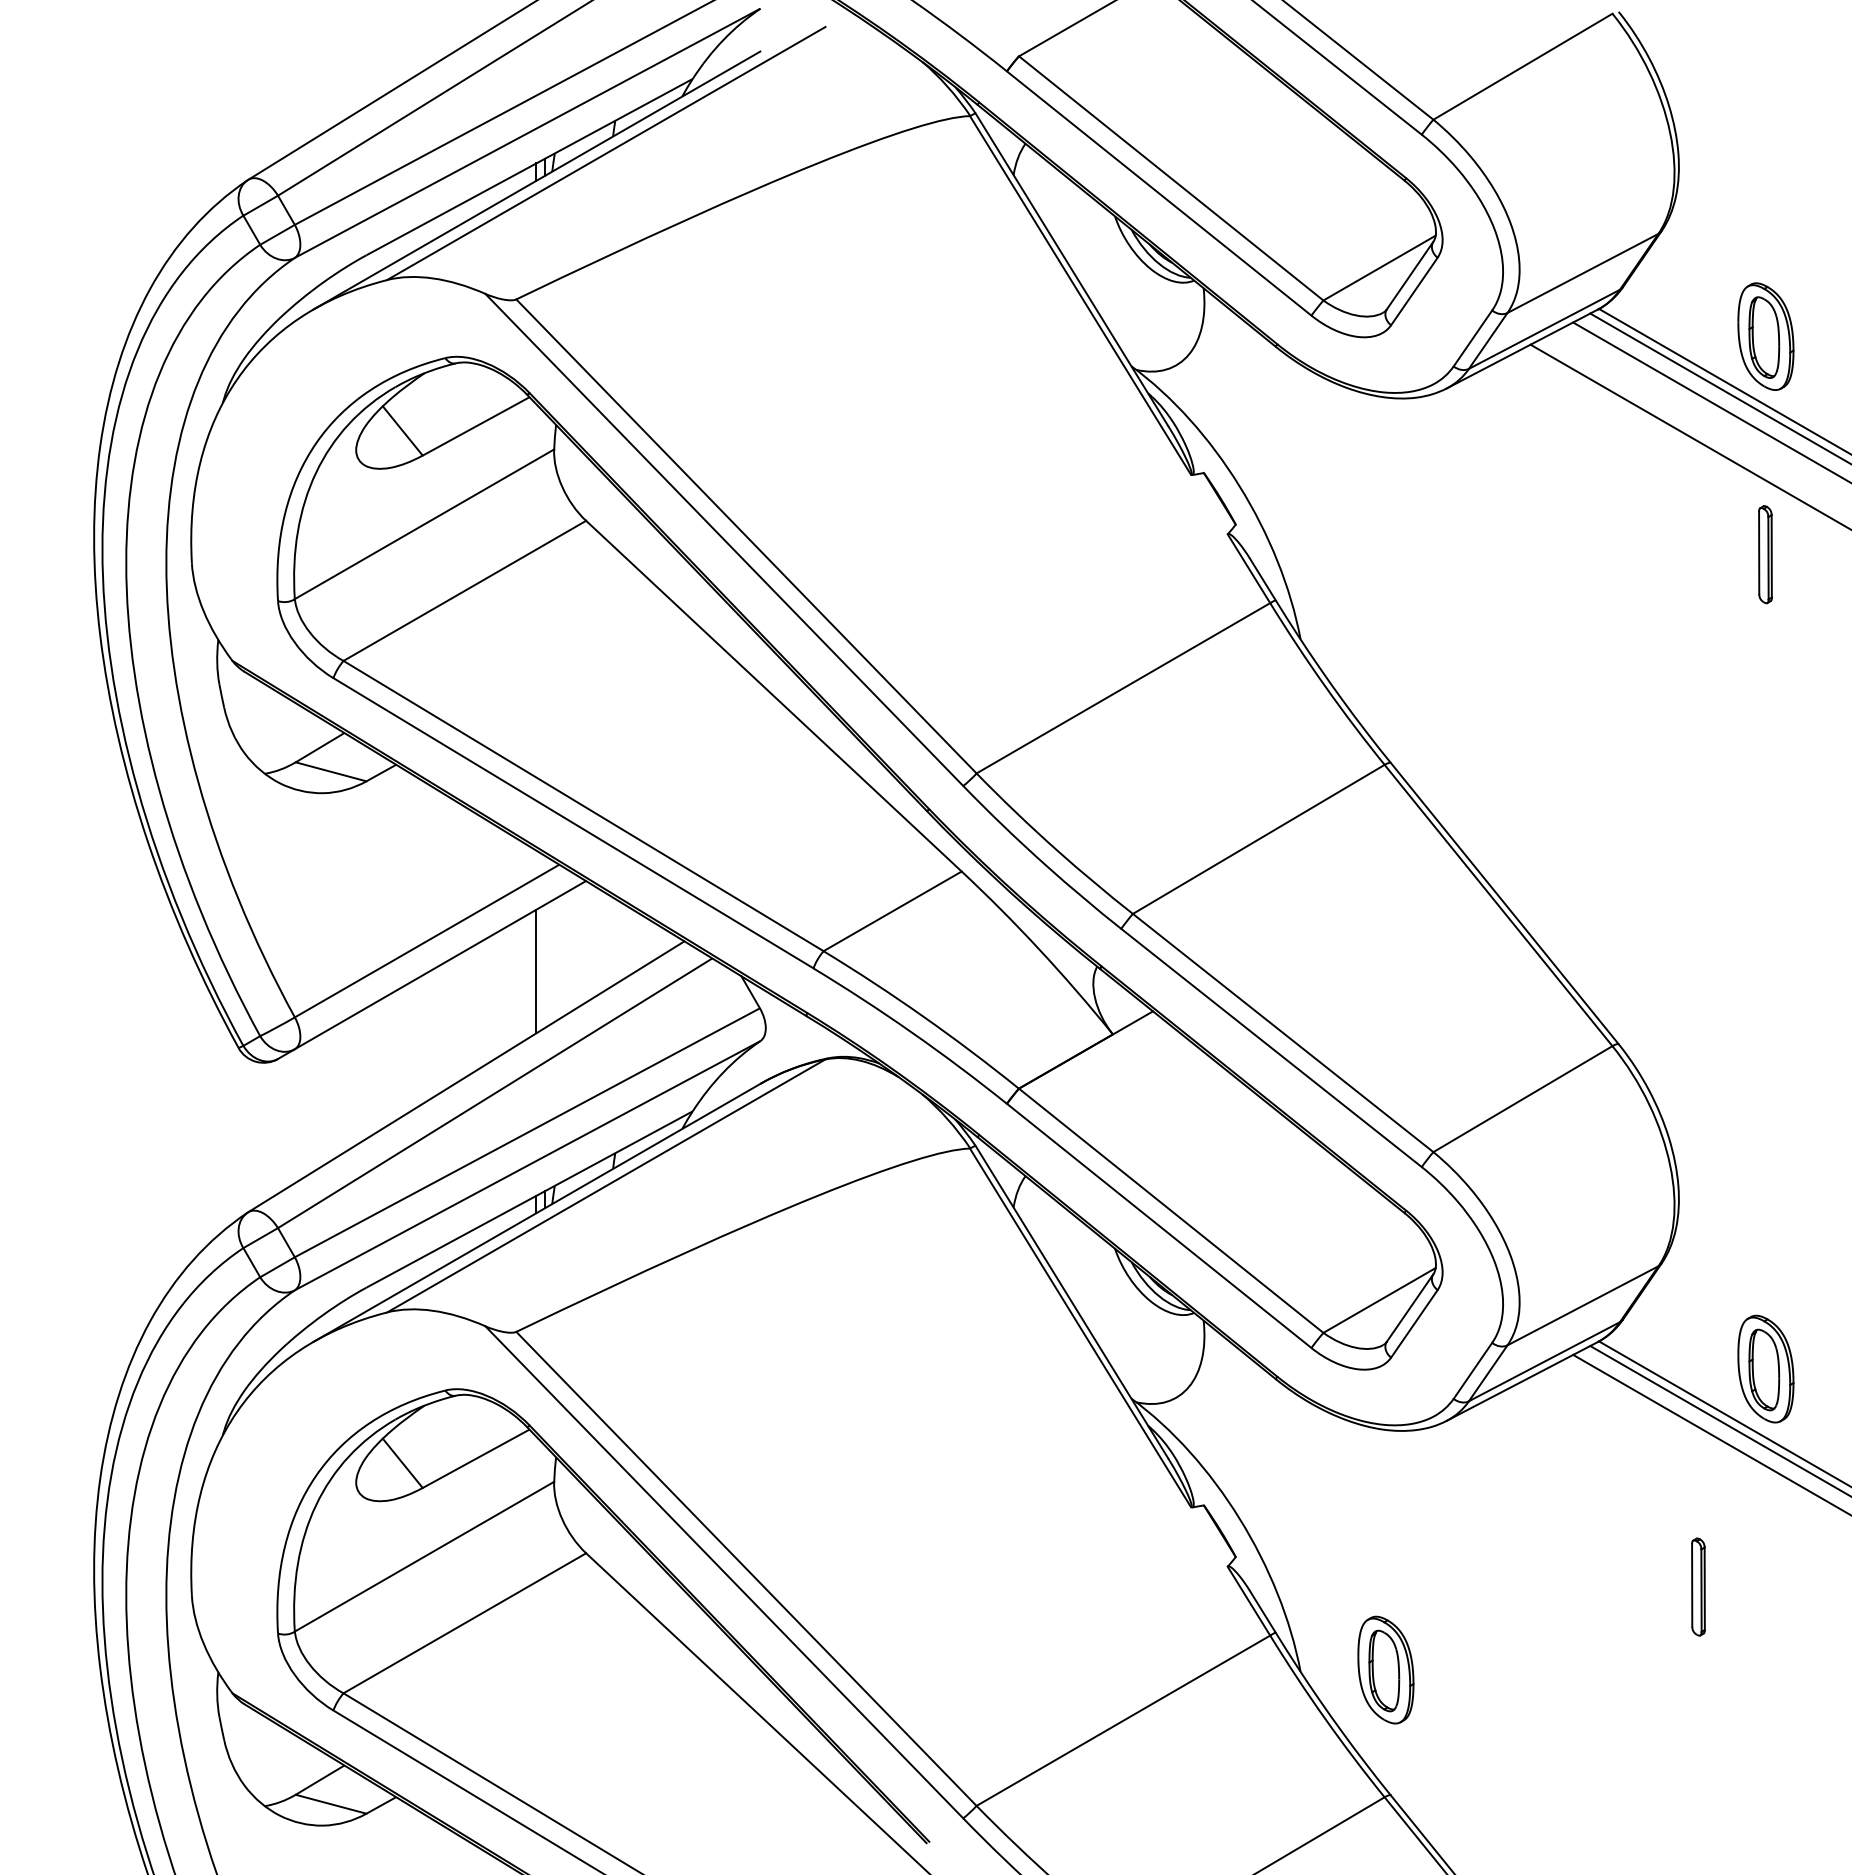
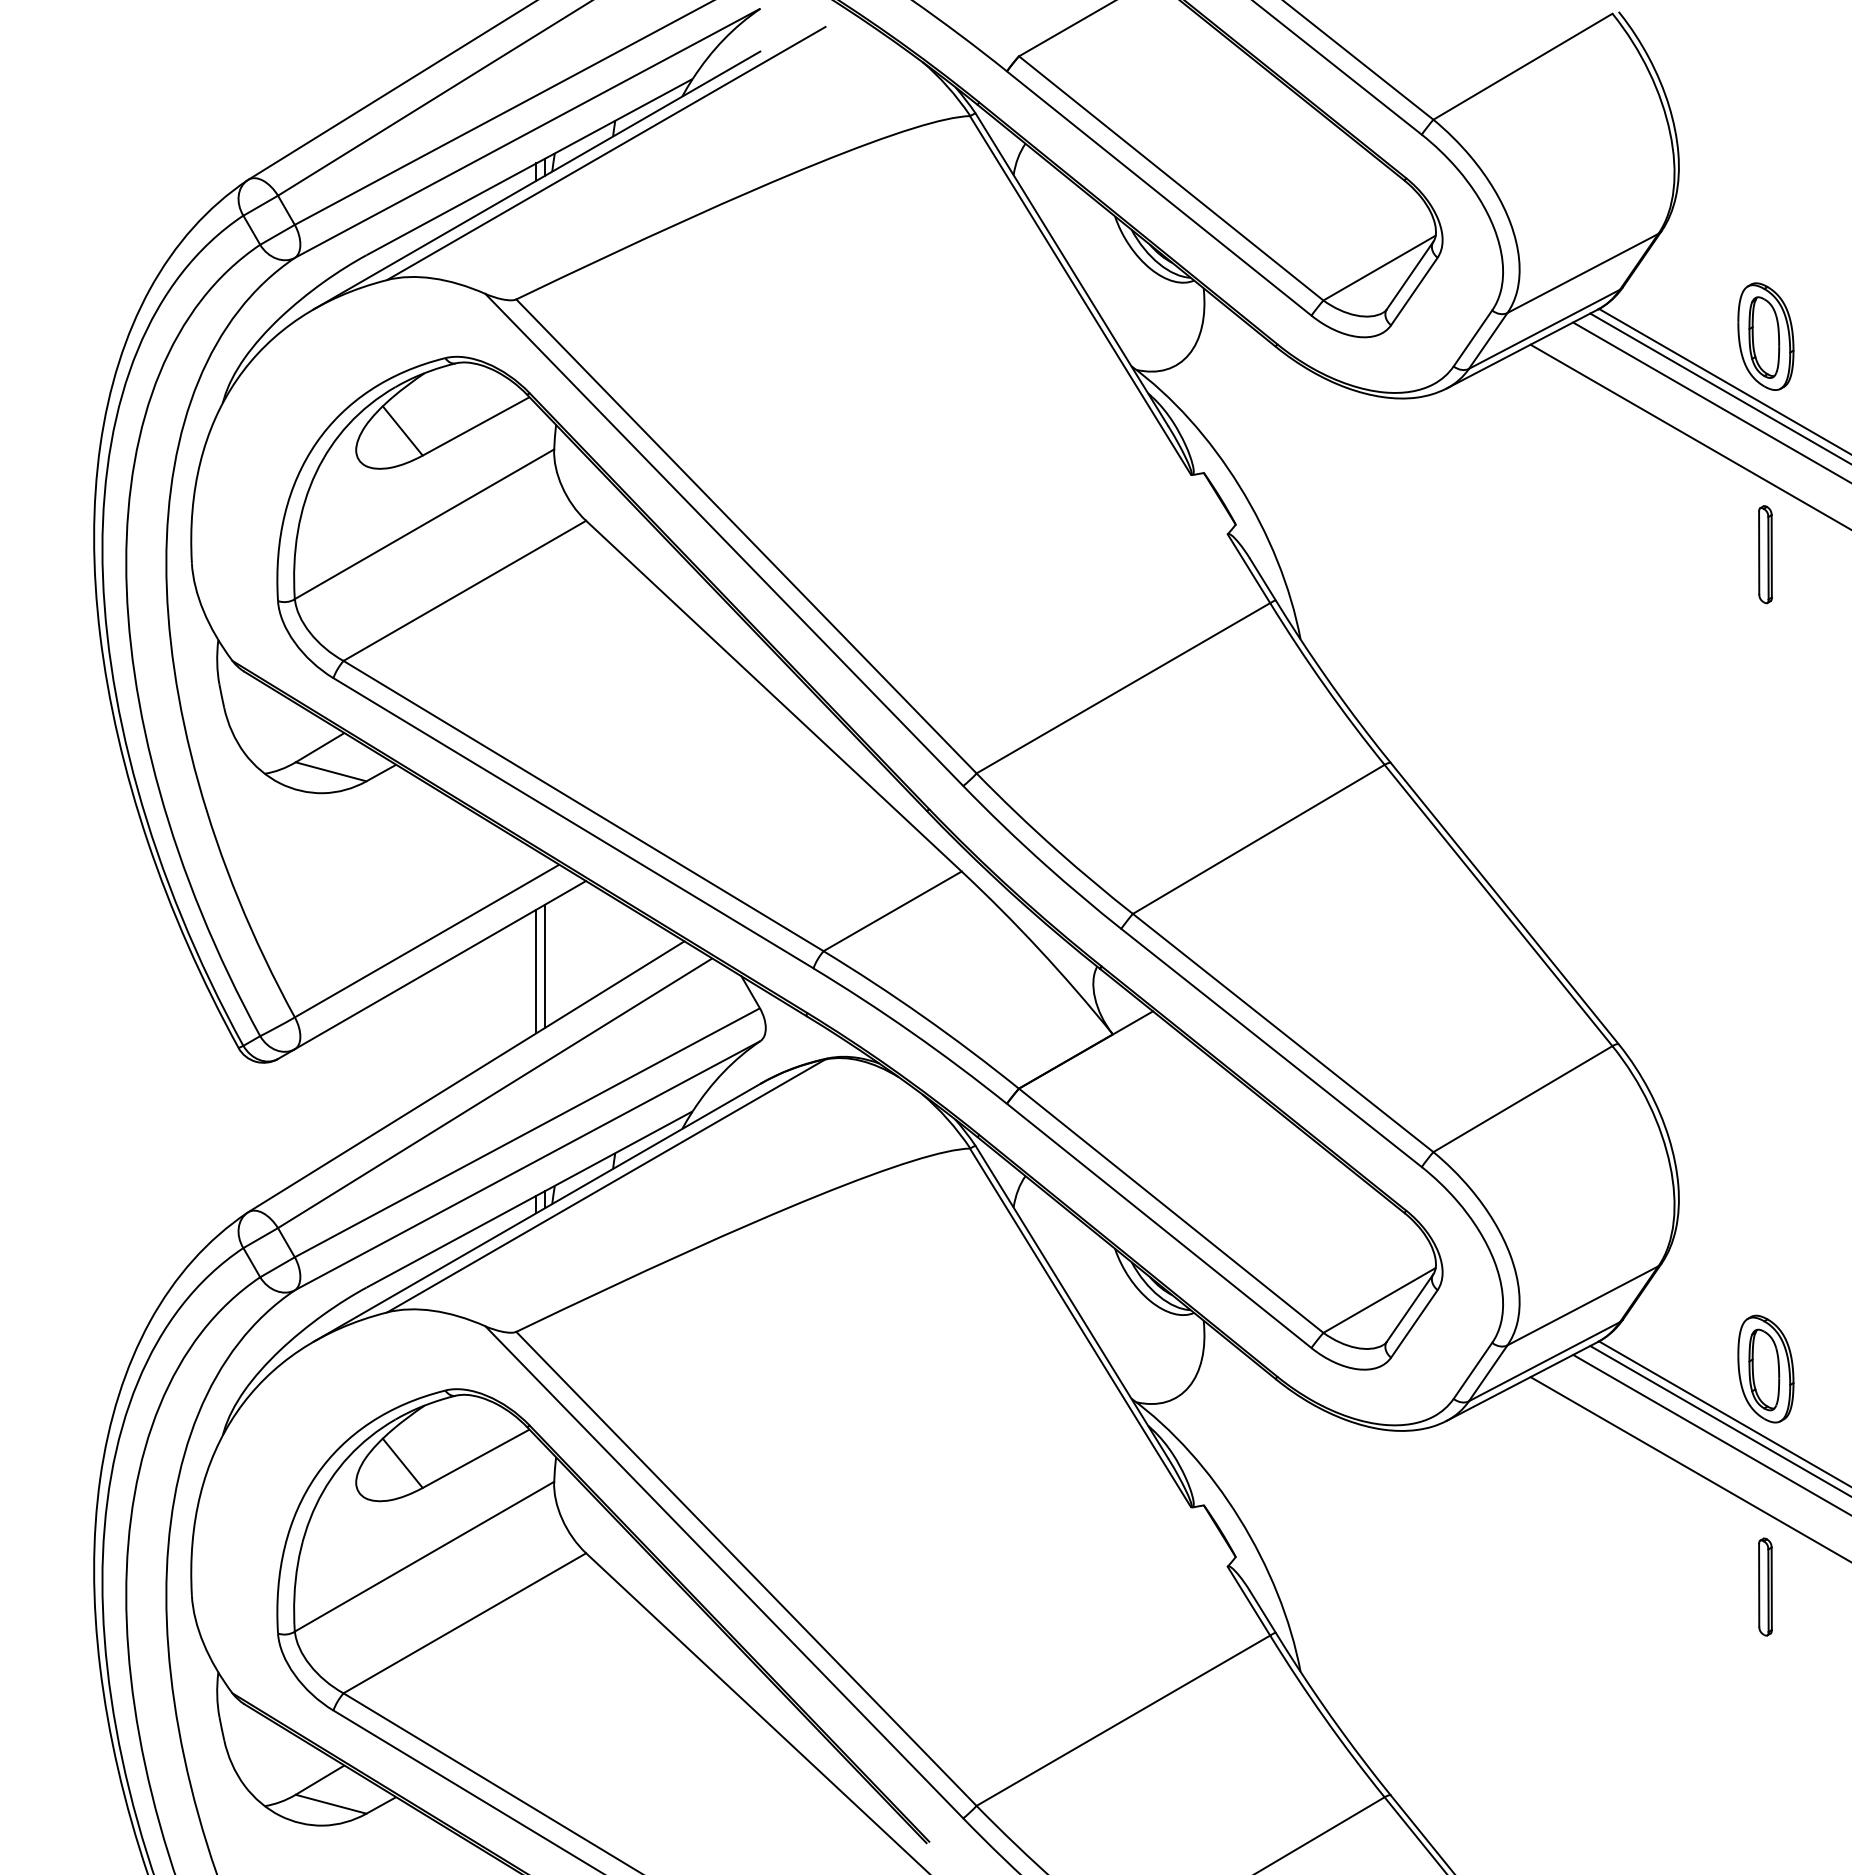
line: none -> present (544, 966)
line: none -> present (1689, 1468)
part position: (1698, 1586) -> (1765, 1586) (1765, 1586)
part: present -> none (1385, 1669)
